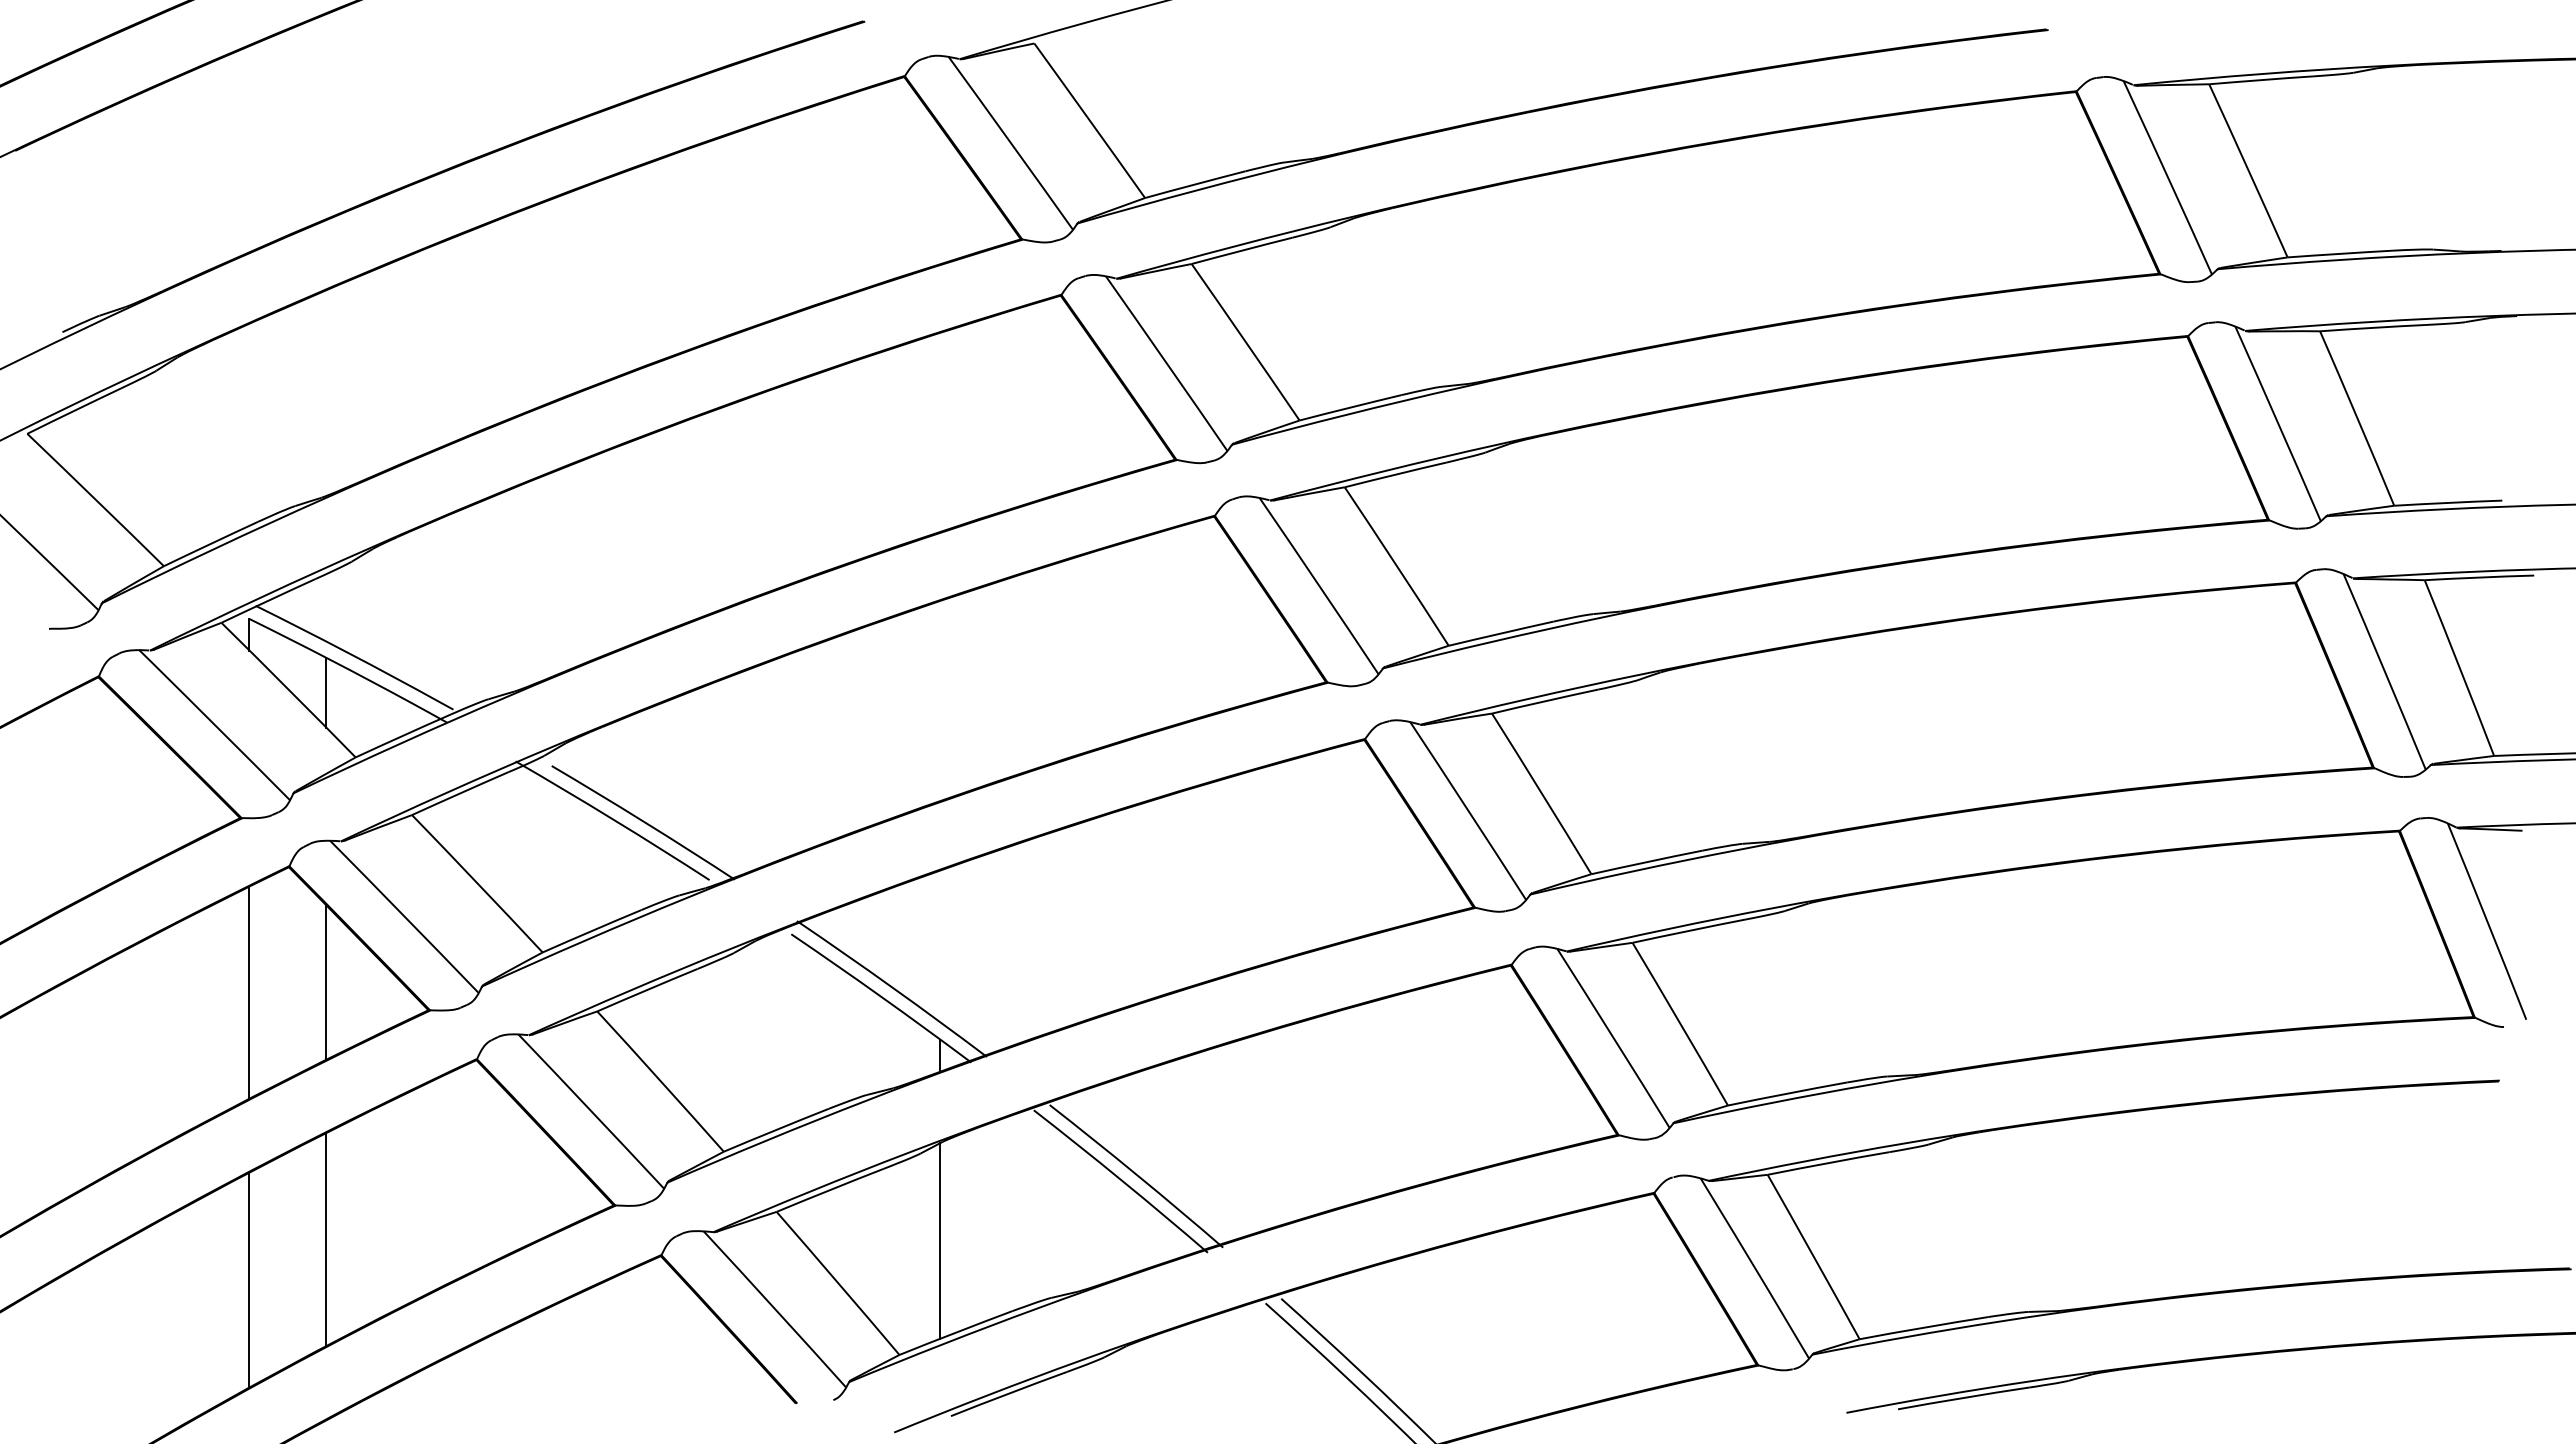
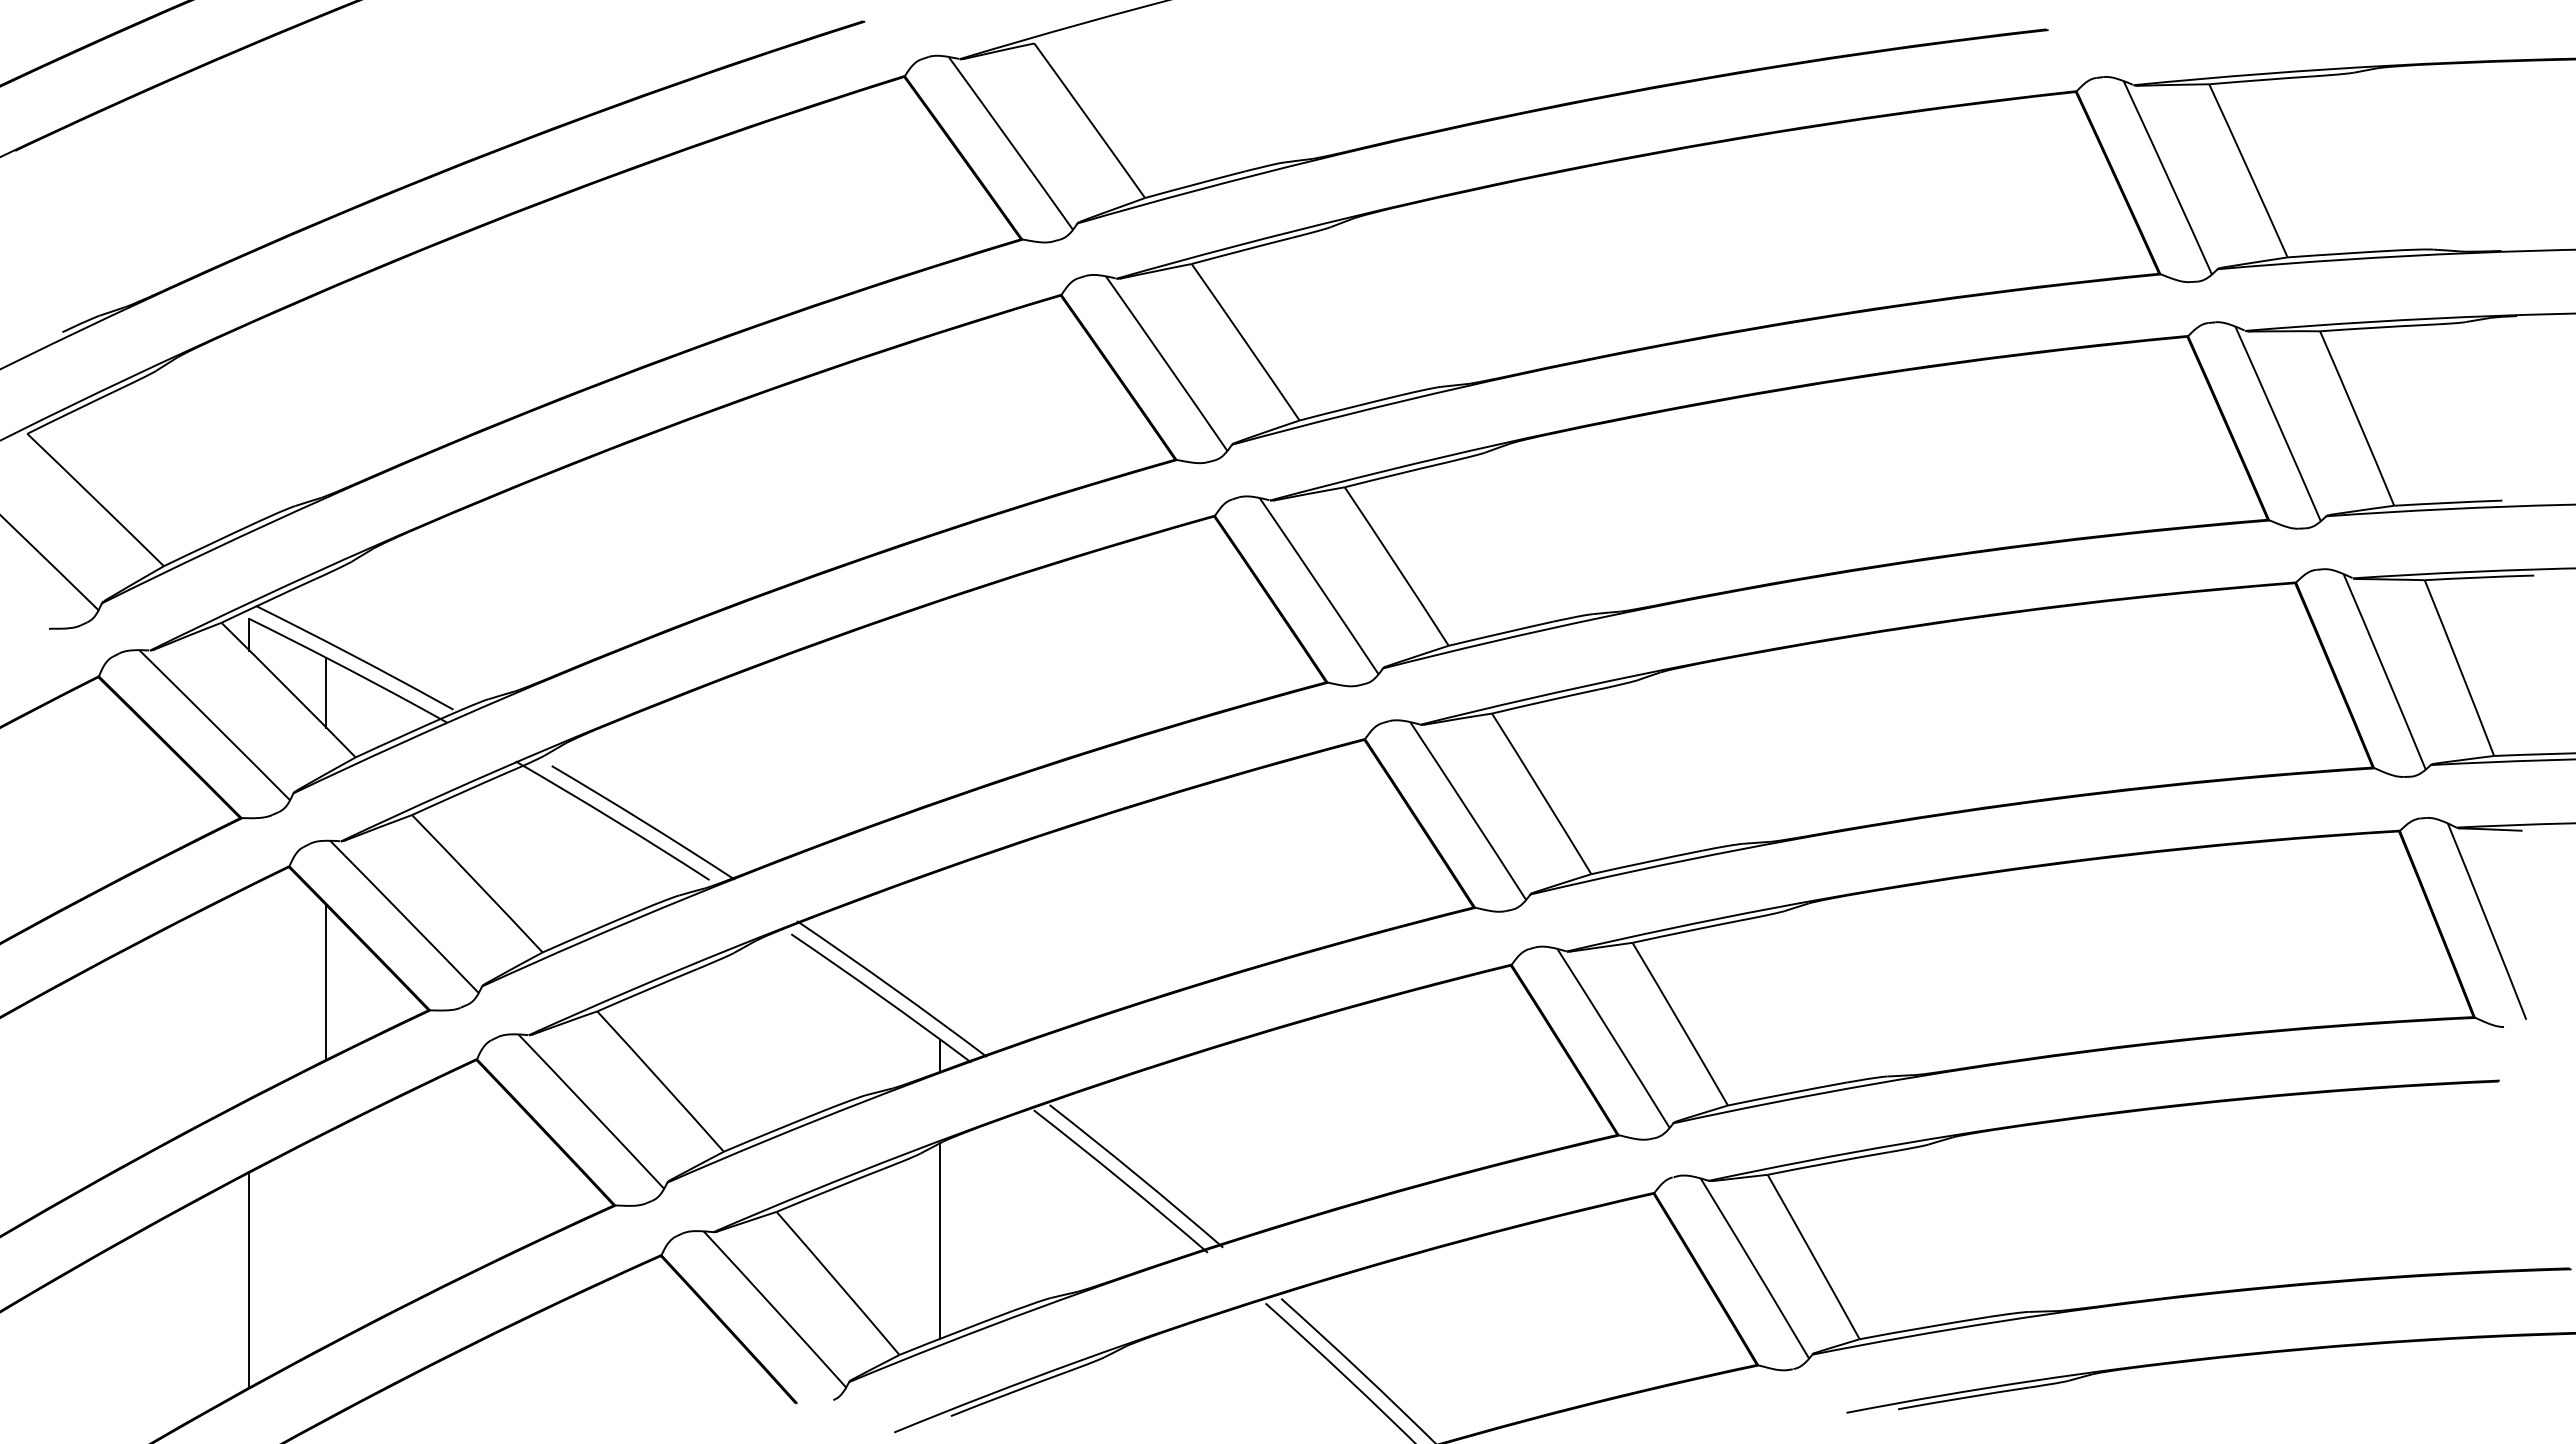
line: present -> none (249, 992)
line: present -> none (325, 1239)
